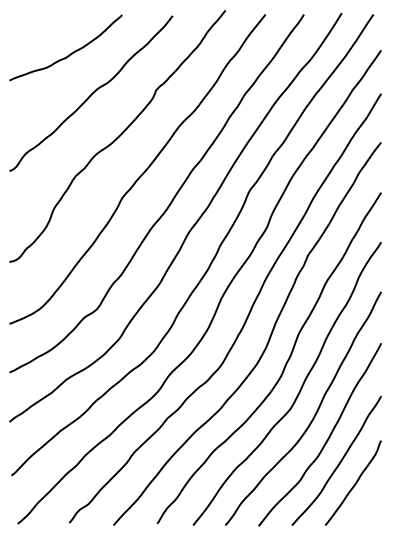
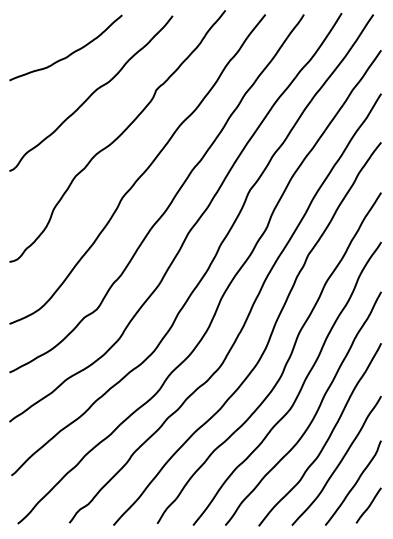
line: none -> present (368, 505)
